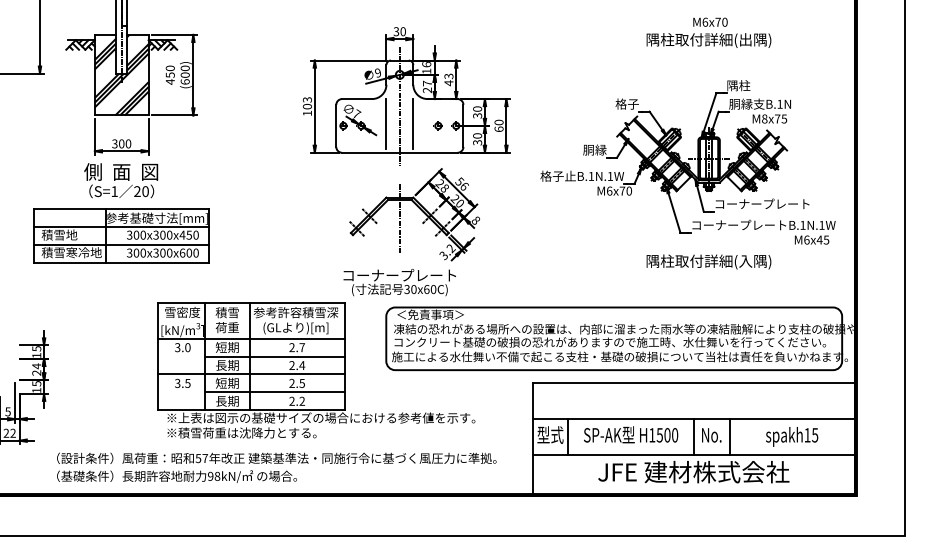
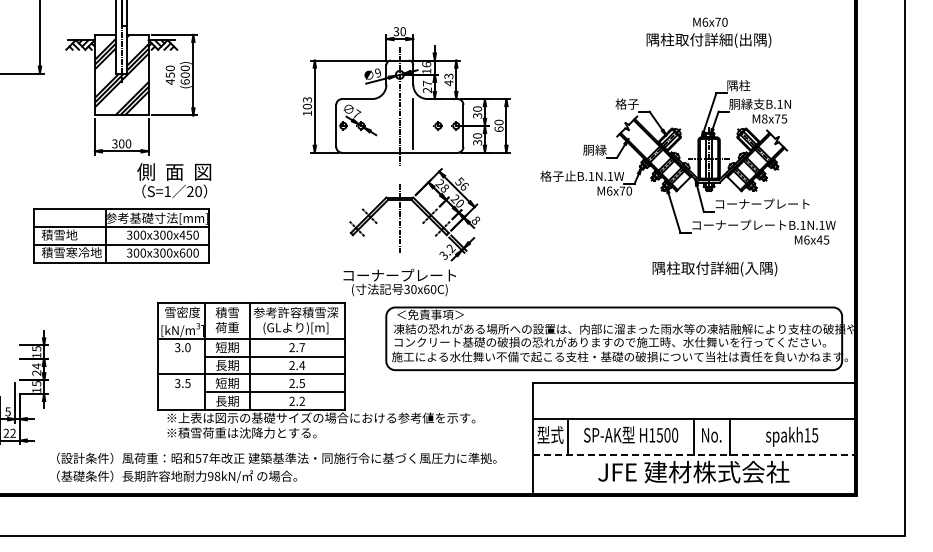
line: present -> none (386, 124)
text position: (121, 180) -> (174, 180) (174, 180)
text position: (708, 261) -> (714, 268) (714, 268)
line: solid -> dashed (694, 455)
